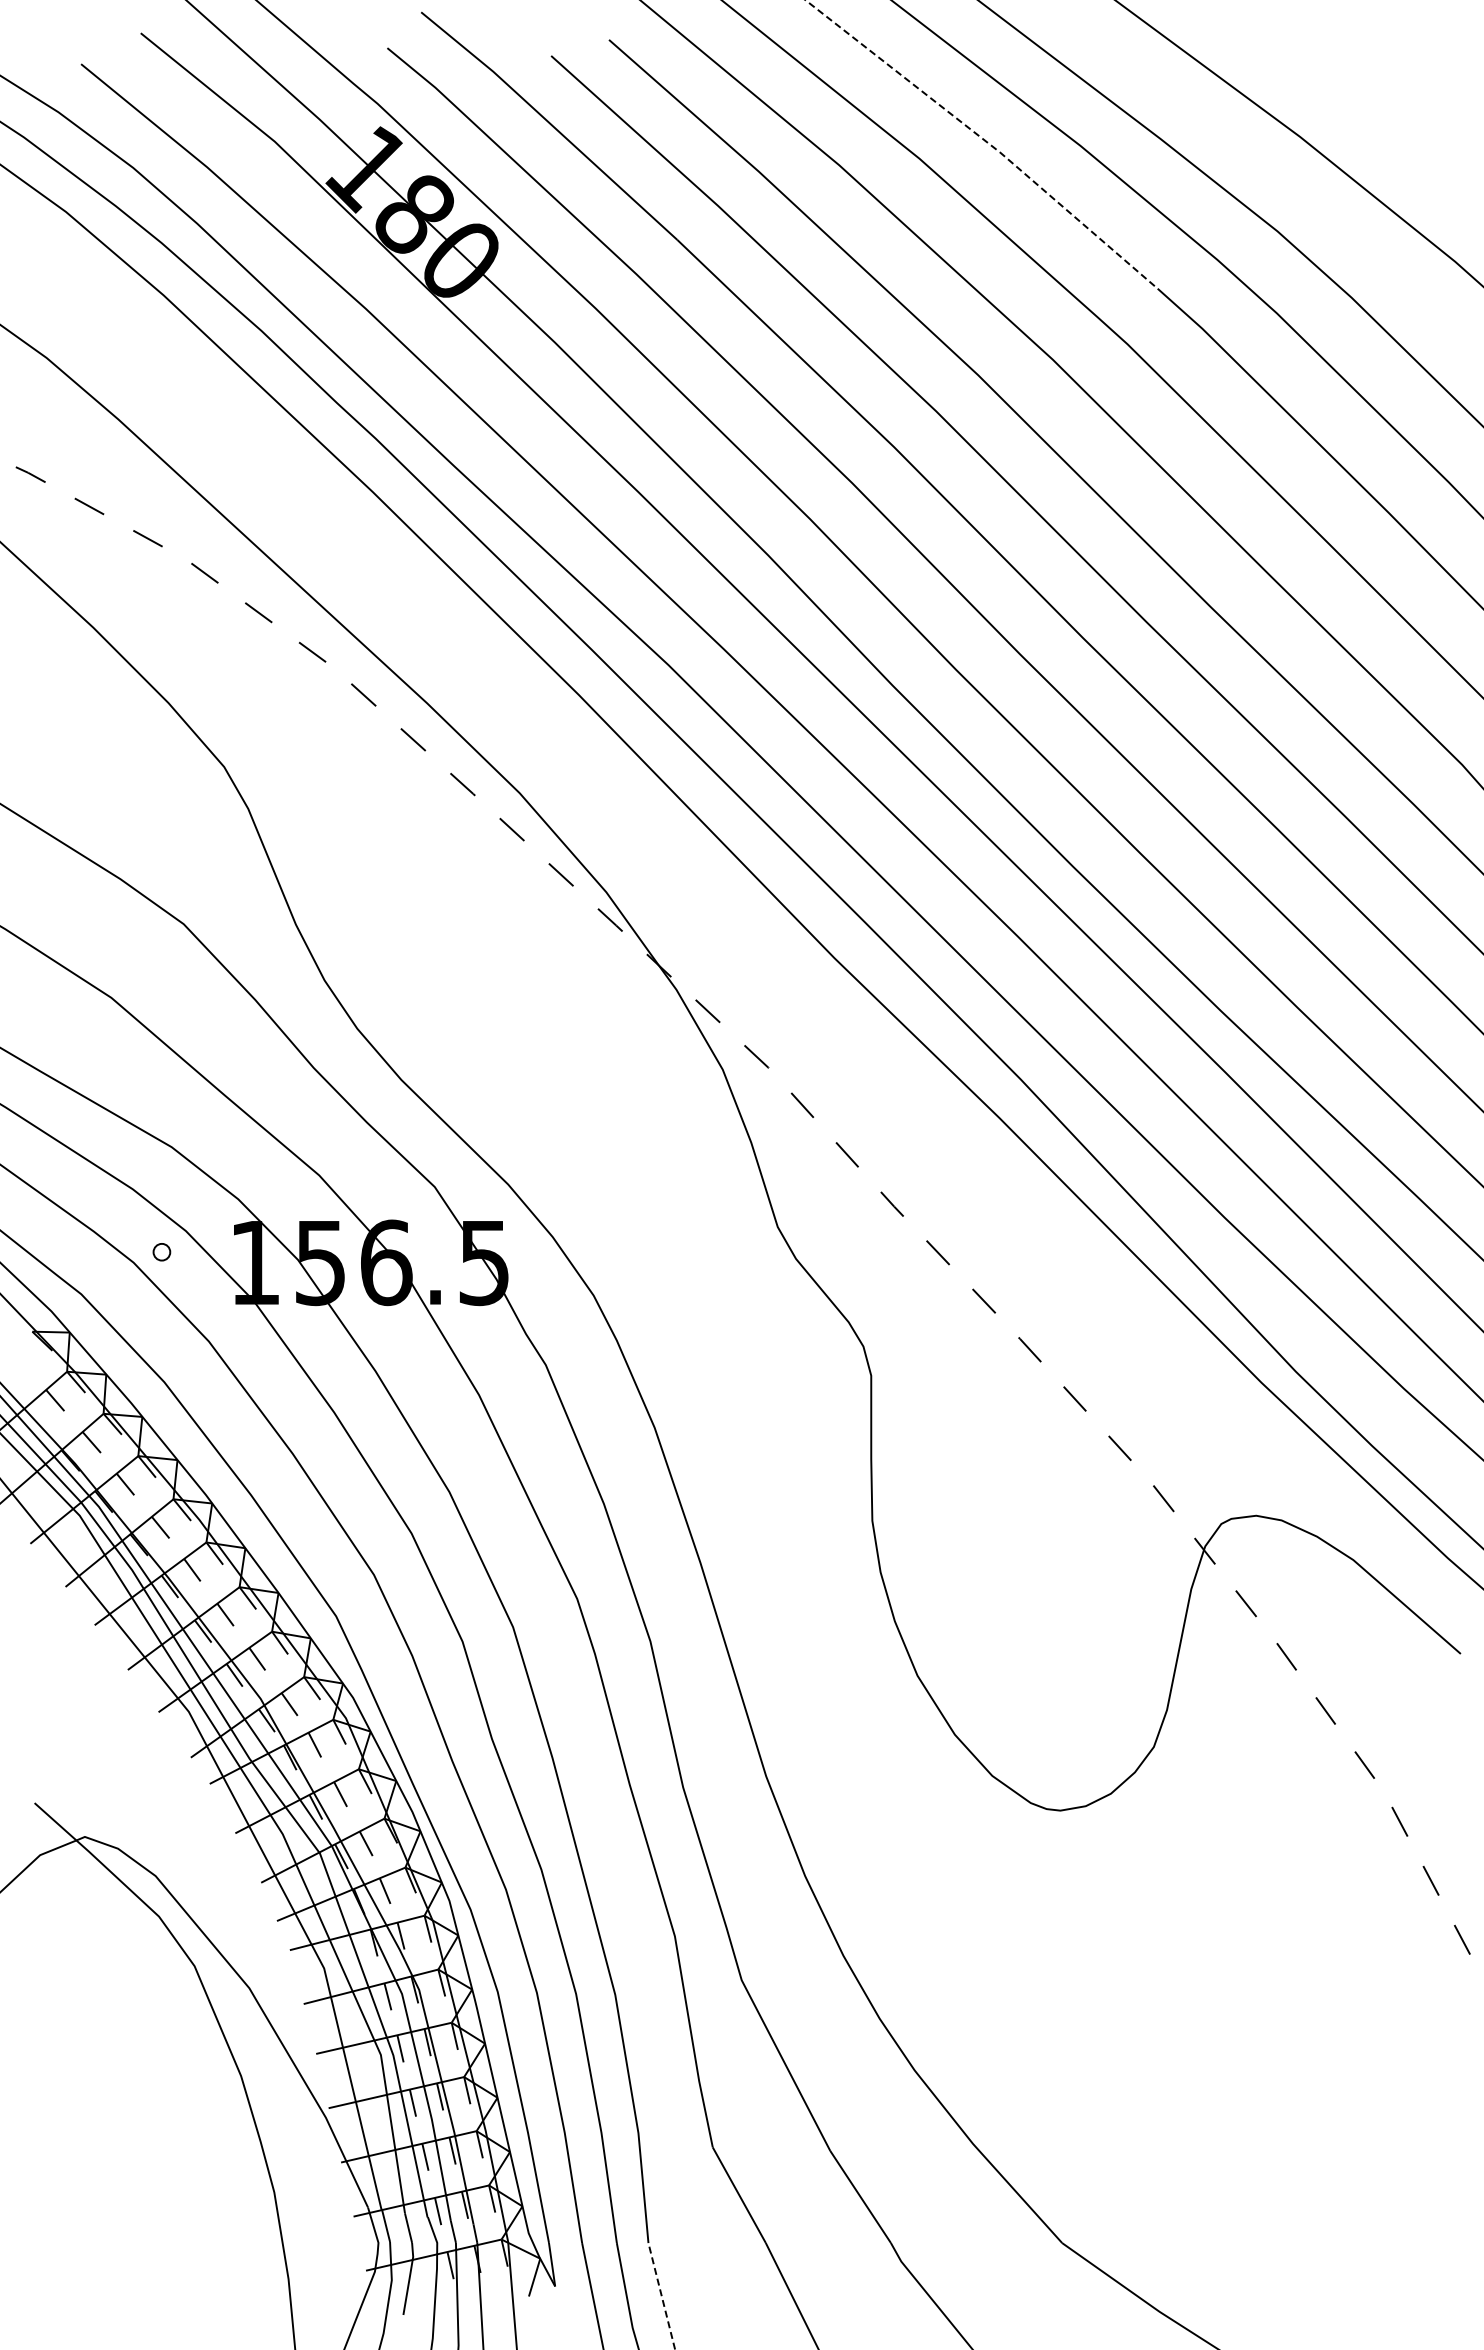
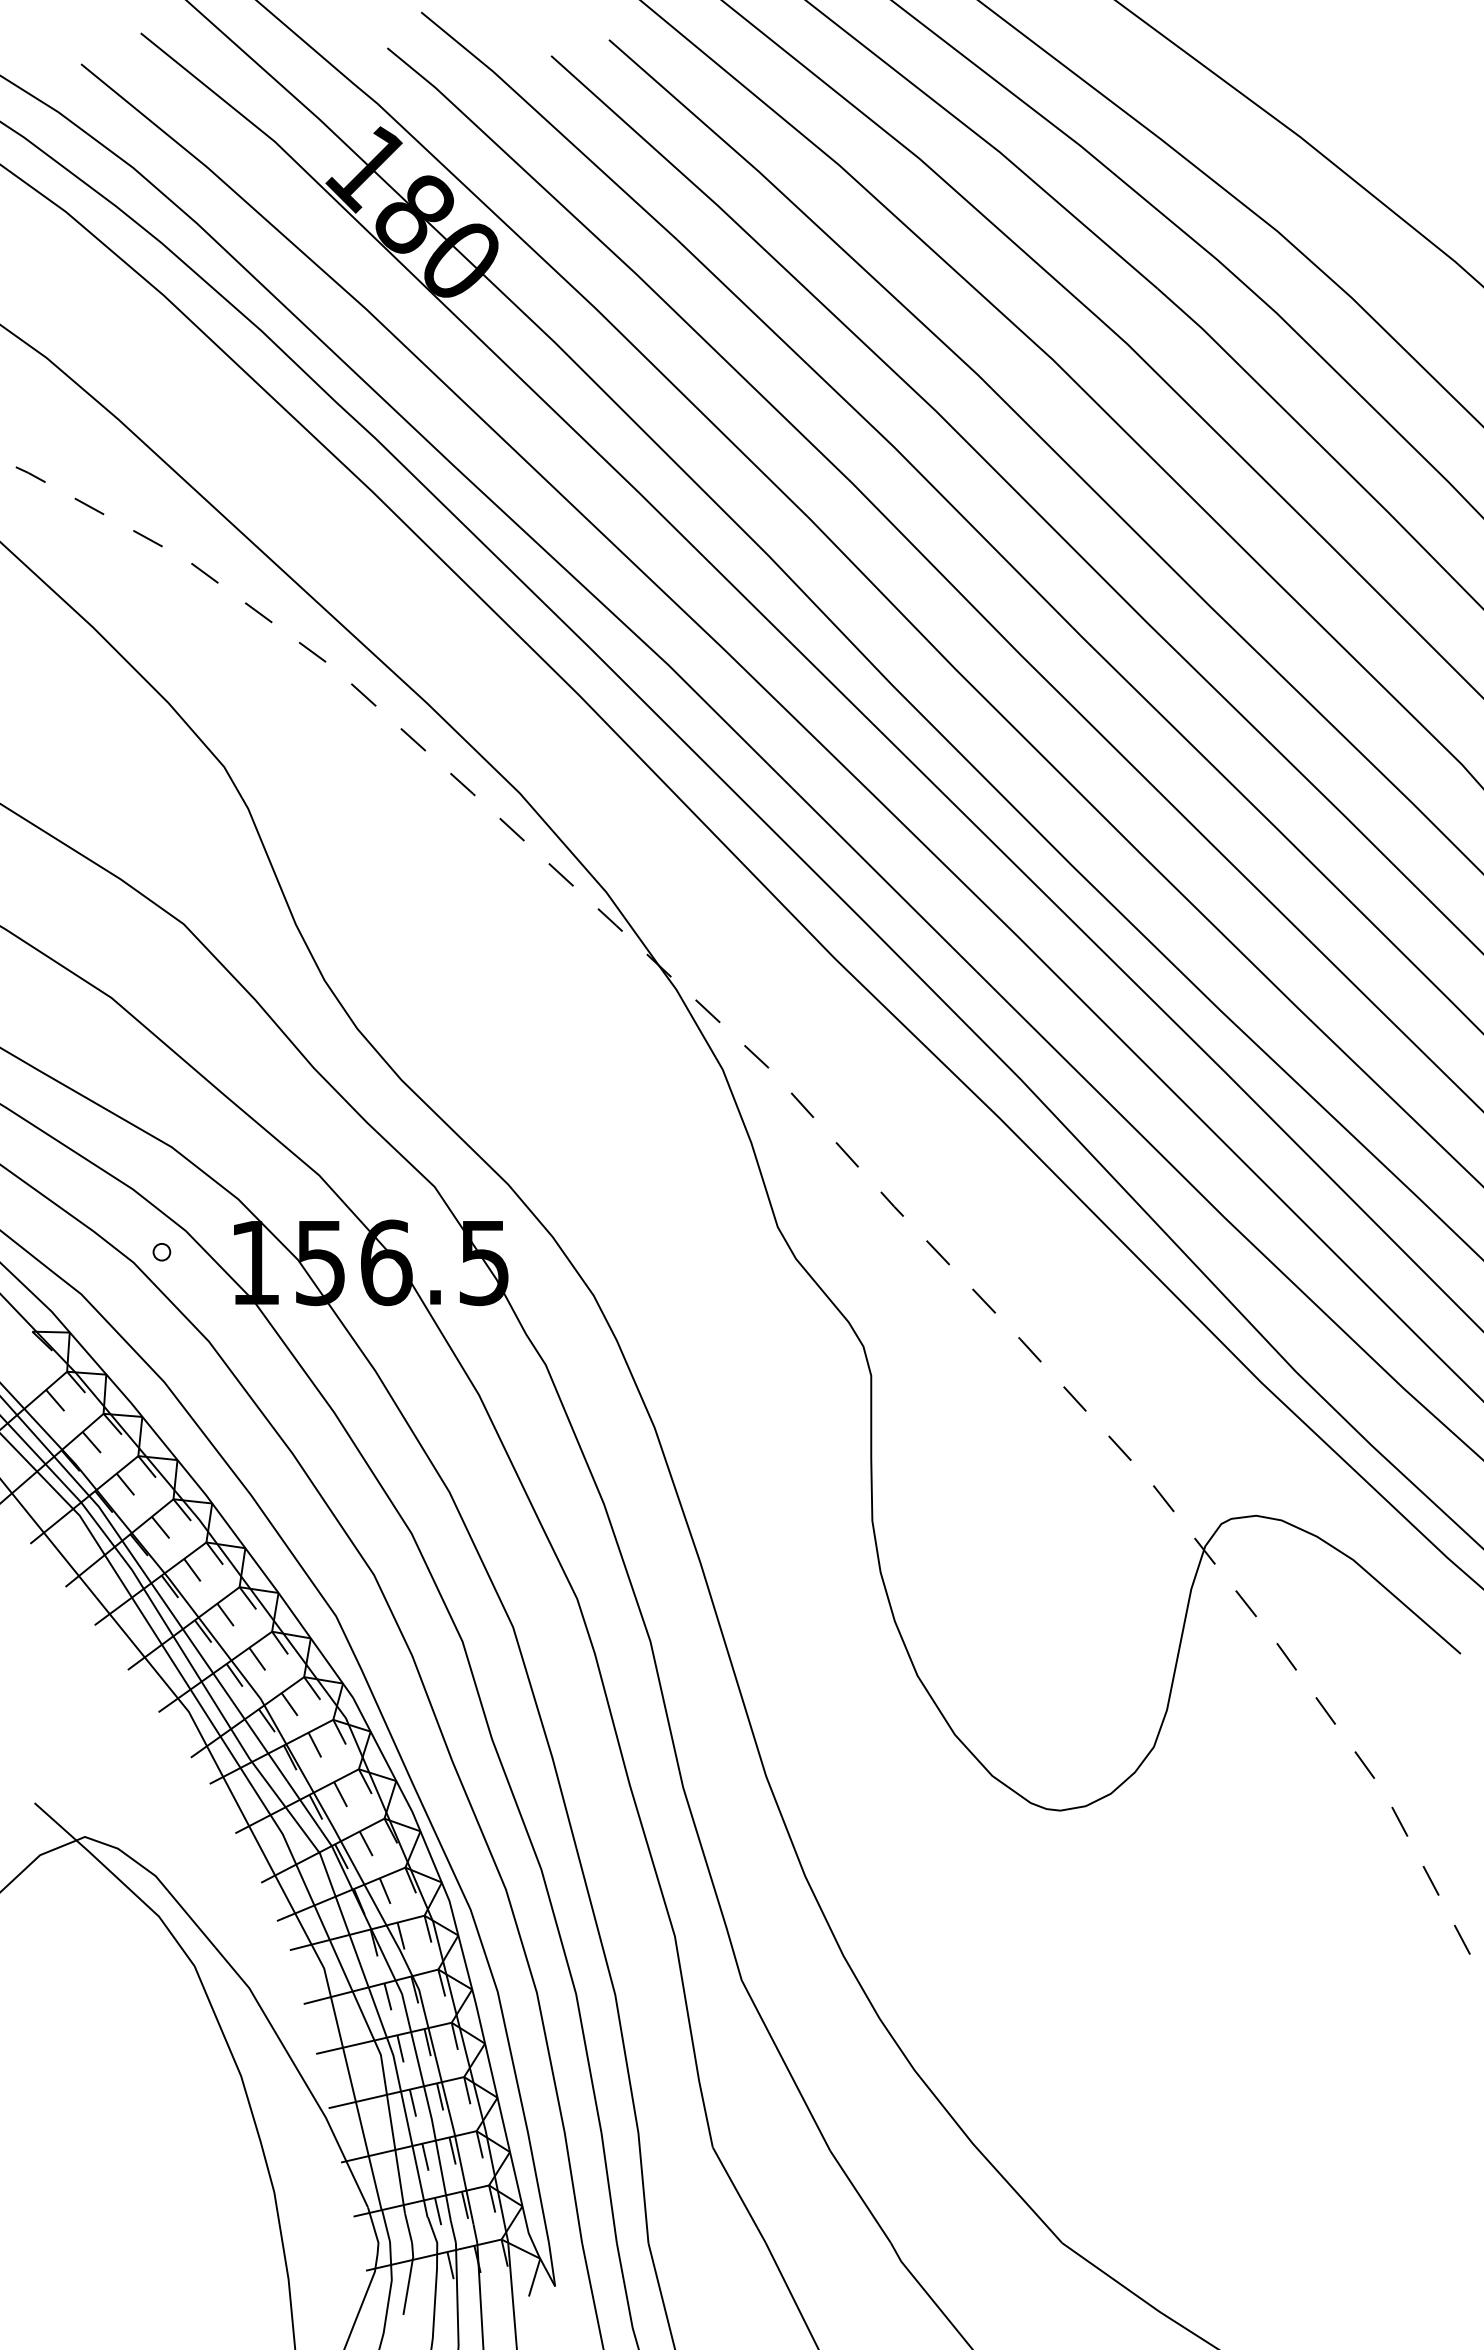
line: dashed -> solid (985, 141)
line: dashed -> solid (661, 2296)
